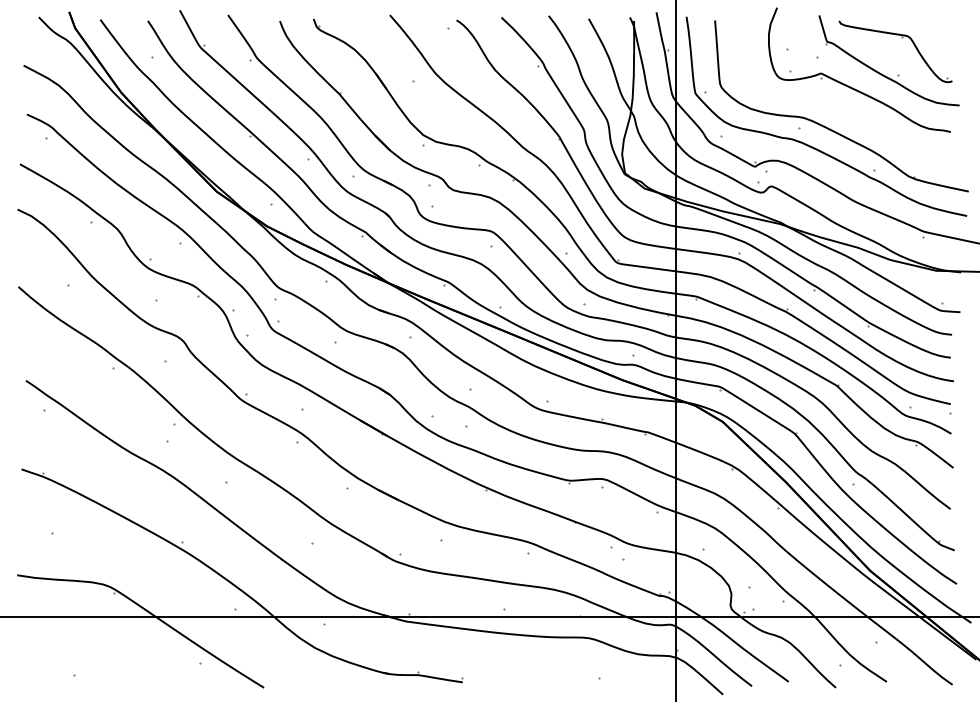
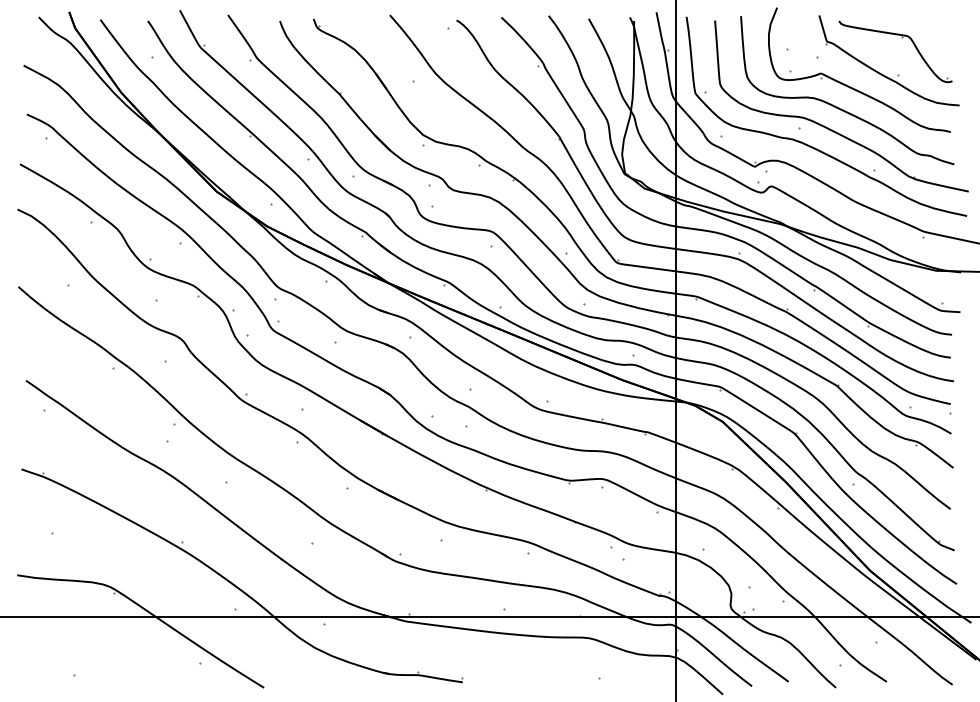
curve: none -> present (839, 107)
